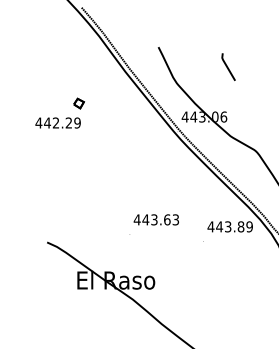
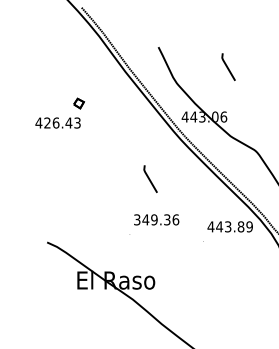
text: 442.29 -> 426.43 (62, 122)
line: none -> present (149, 178)
text: 443.63 -> 349.36 (156, 219)
